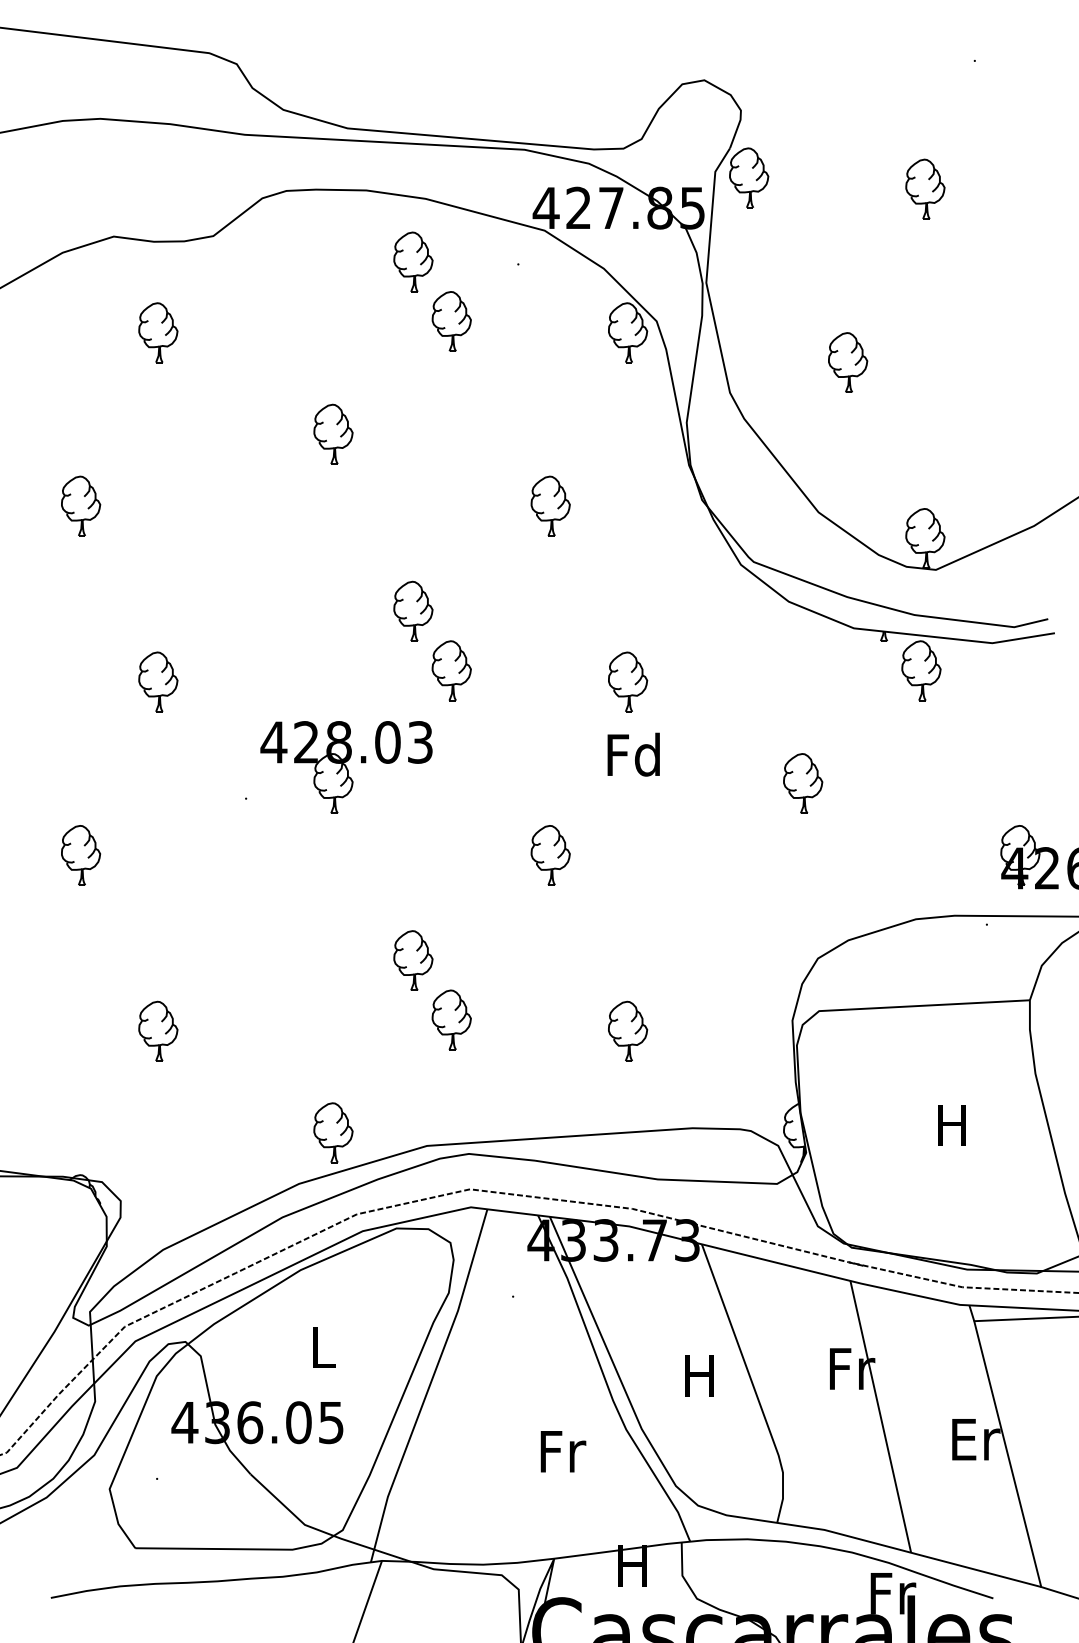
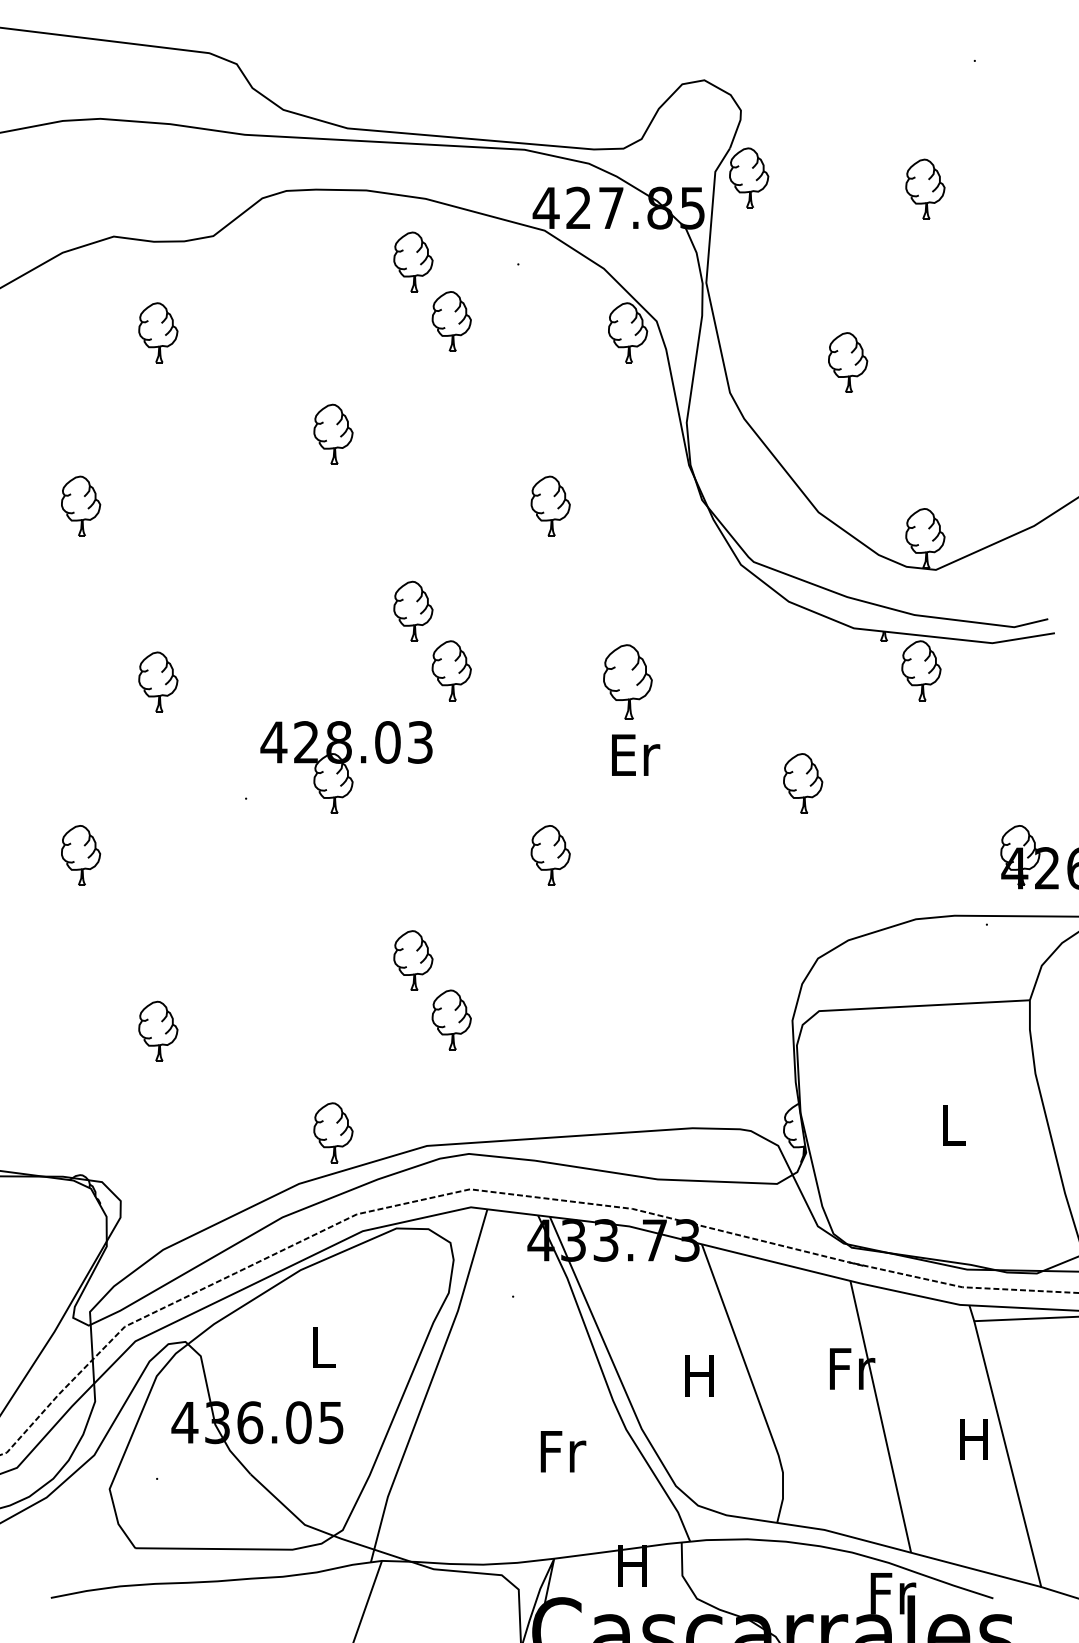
part size: 41x62 px -> 50x76 px (627, 681)
text: Fd -> Er (633, 754)
part: present -> none (628, 1030)
text: H -> L (951, 1125)
text: Er -> H (976, 1439)
